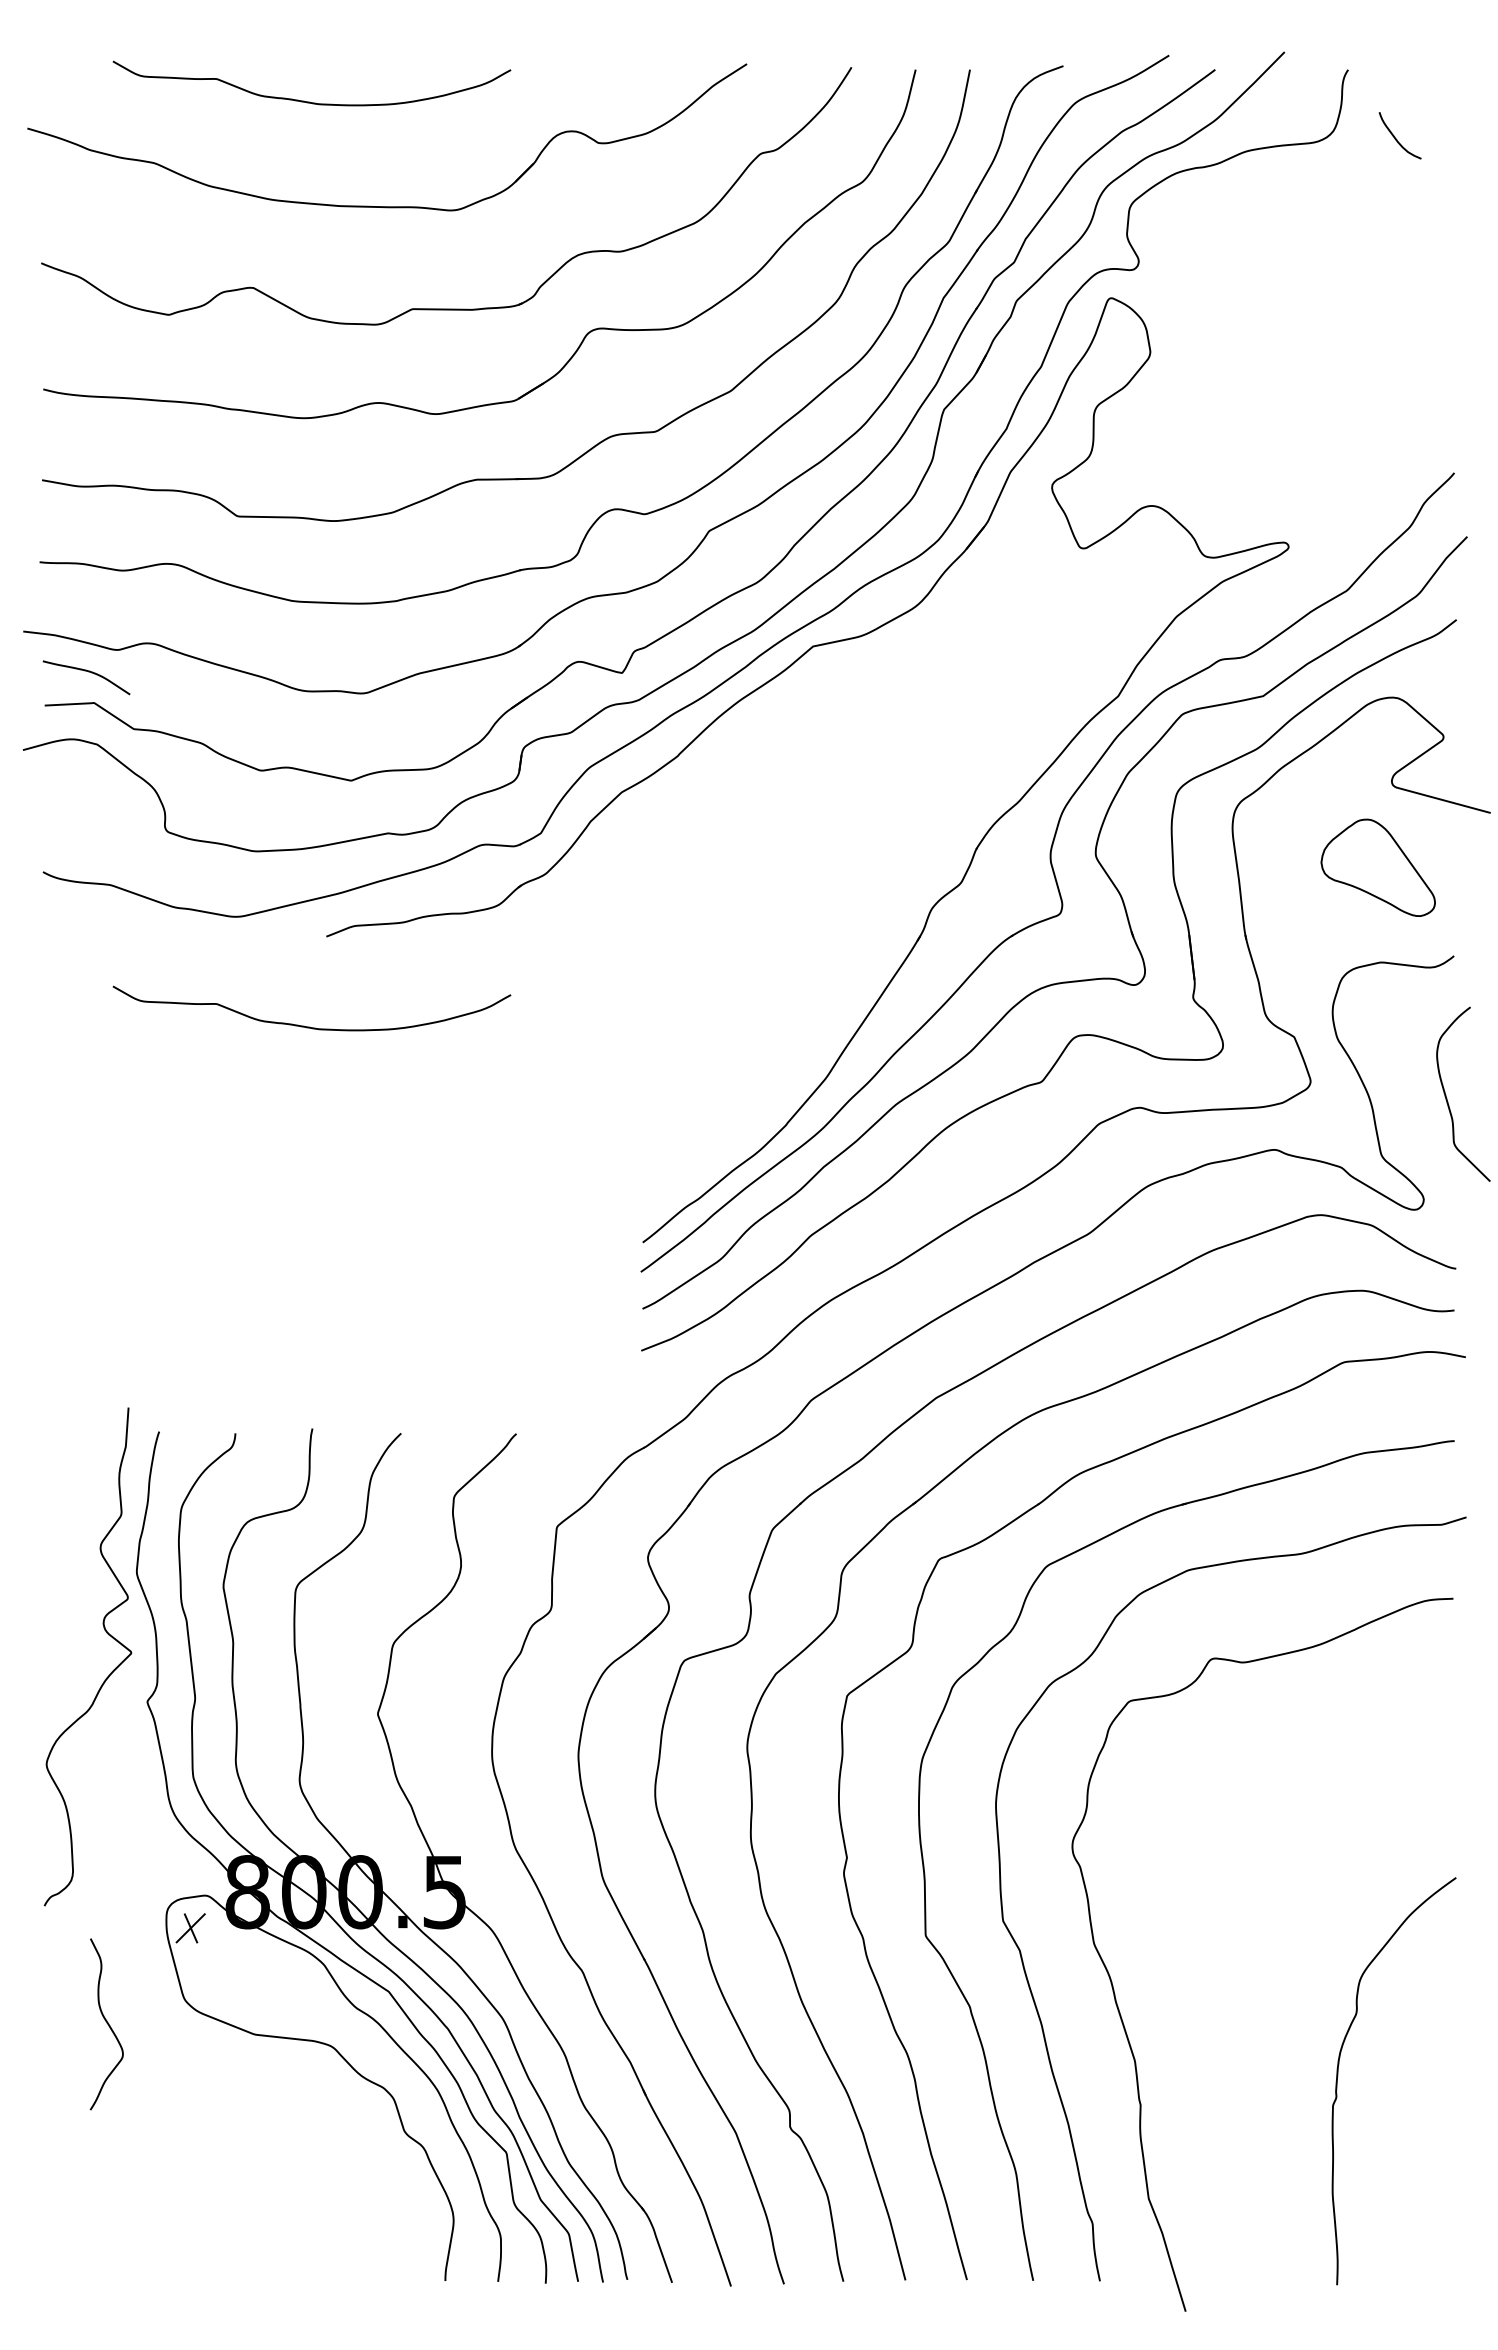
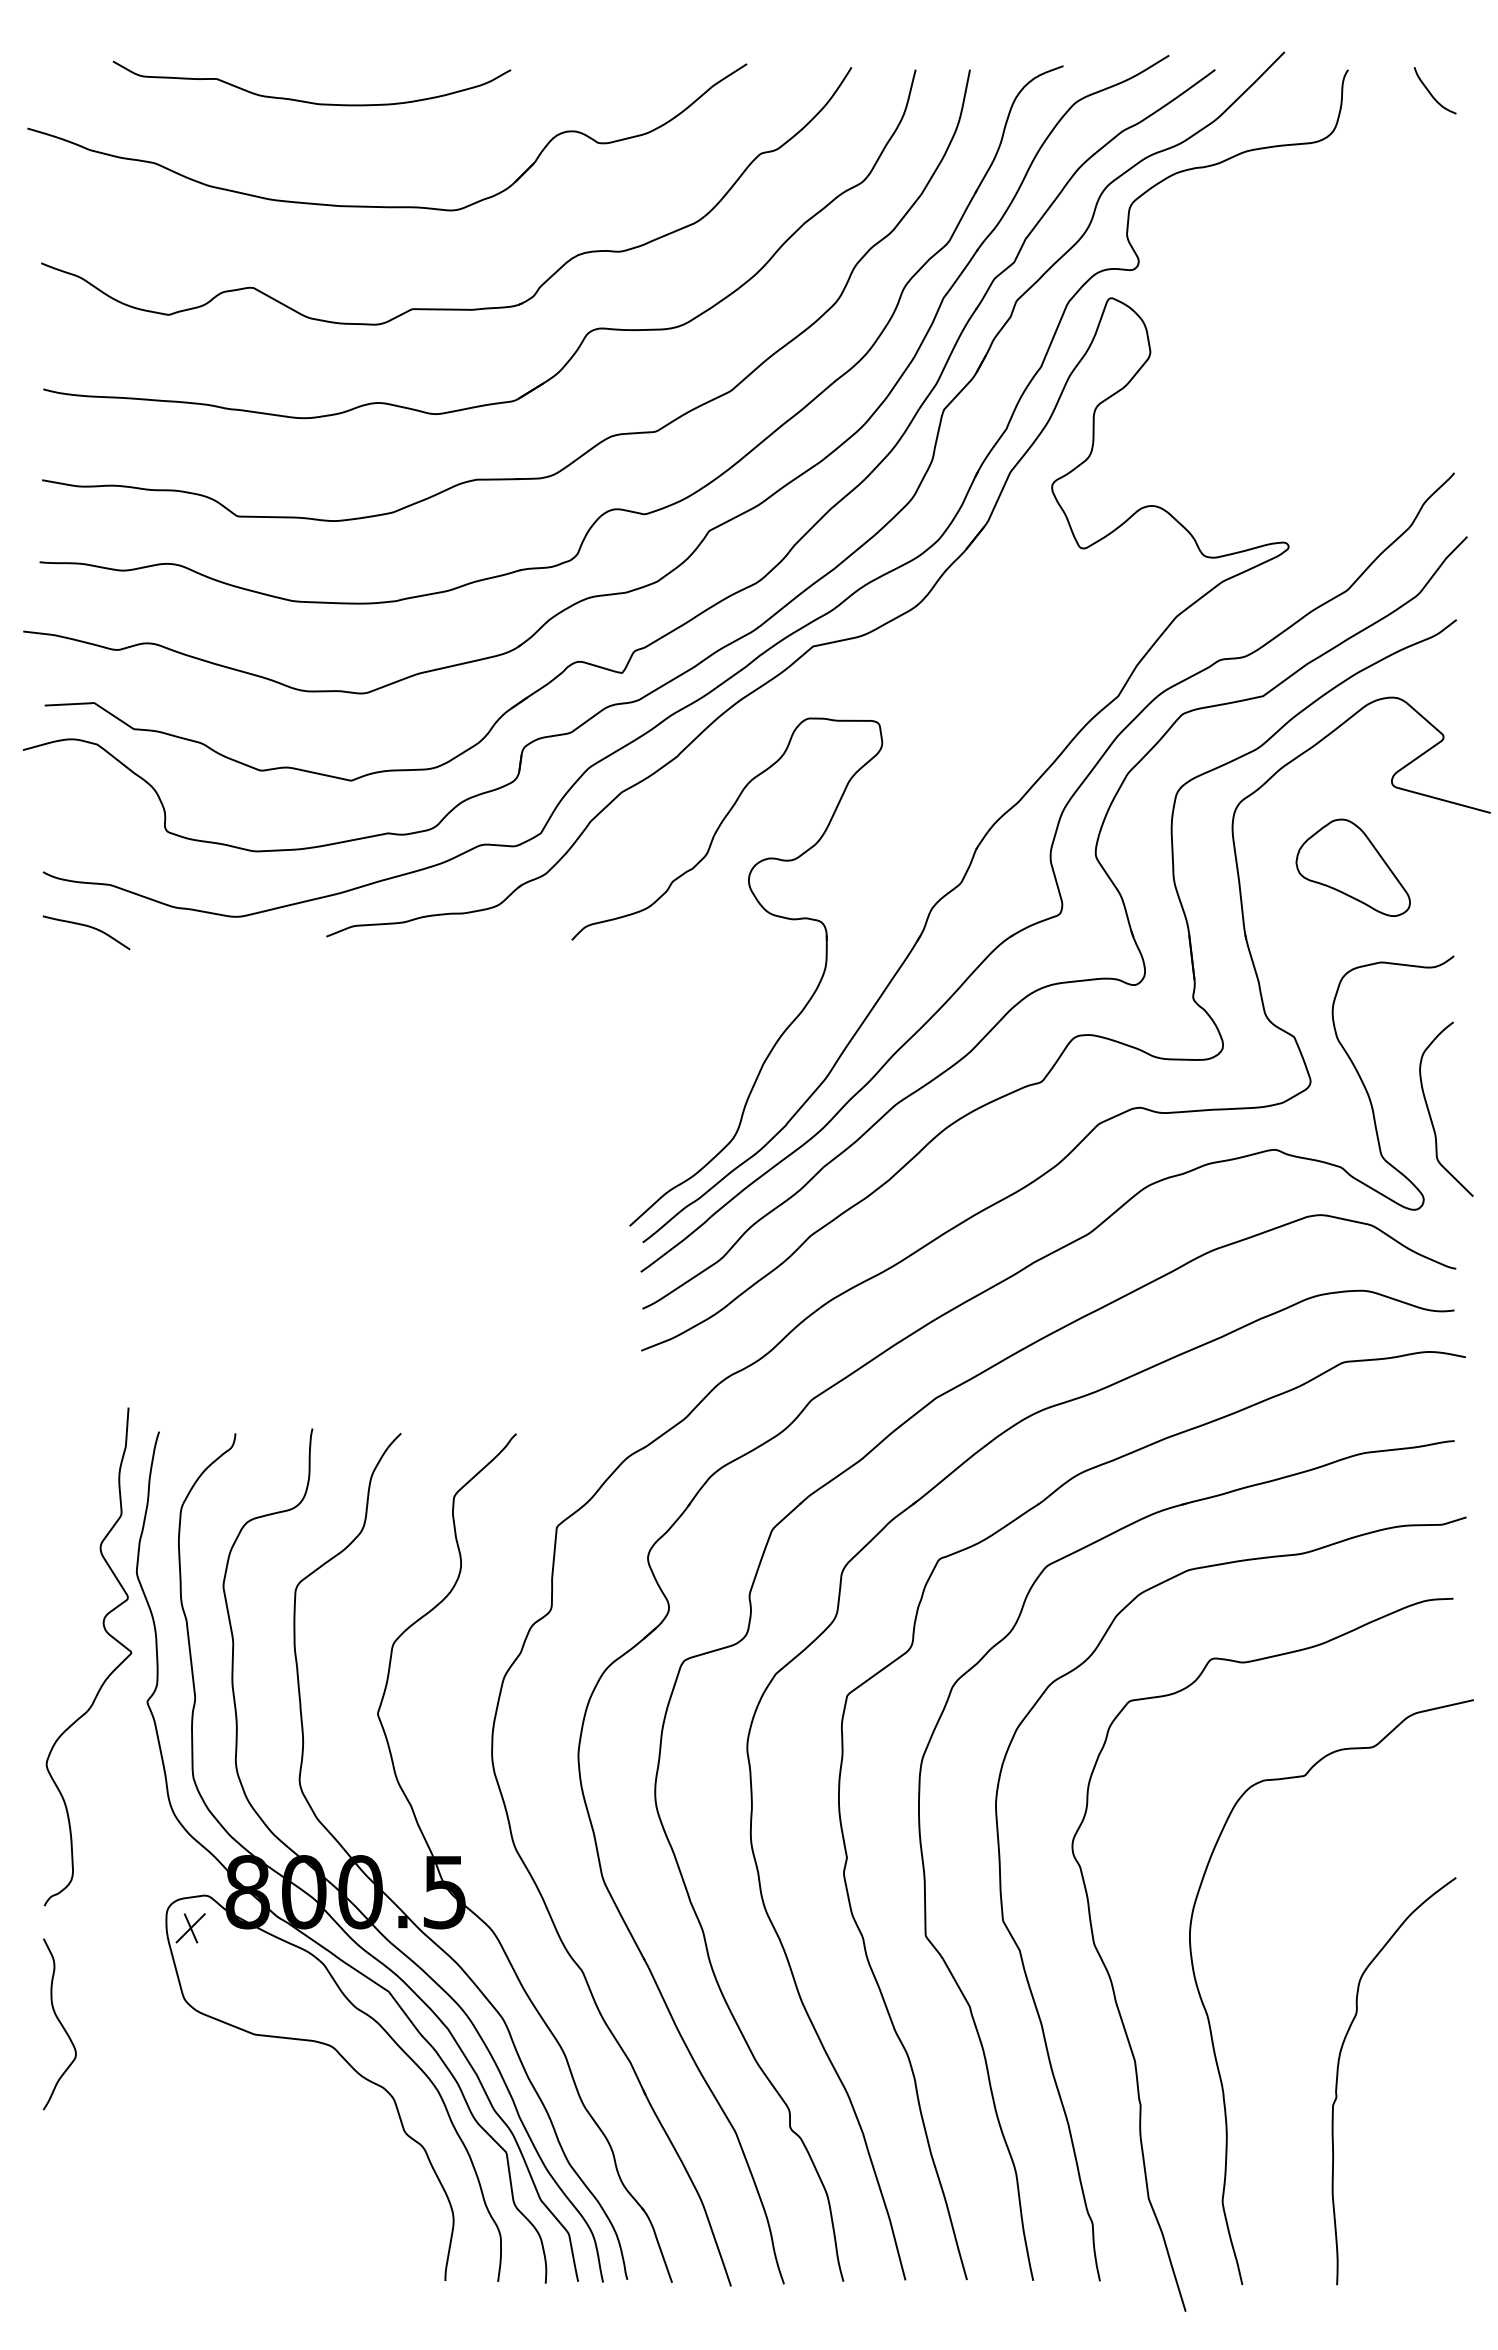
curve position: (1396, 138) -> (1431, 93) (1431, 93)
curve position: (88, 672) -> (88, 927) (88, 927)
part position: (1377, 867) -> (1352, 867) (1352, 867)
part: none -> present (766, 912)
curve: present -> none (309, 1026)
curve position: (1447, 1098) -> (1430, 1113) (1430, 1113)
part: none -> present (1209, 2018)
curve position: (106, 2023) -> (59, 2023) (59, 2023)
